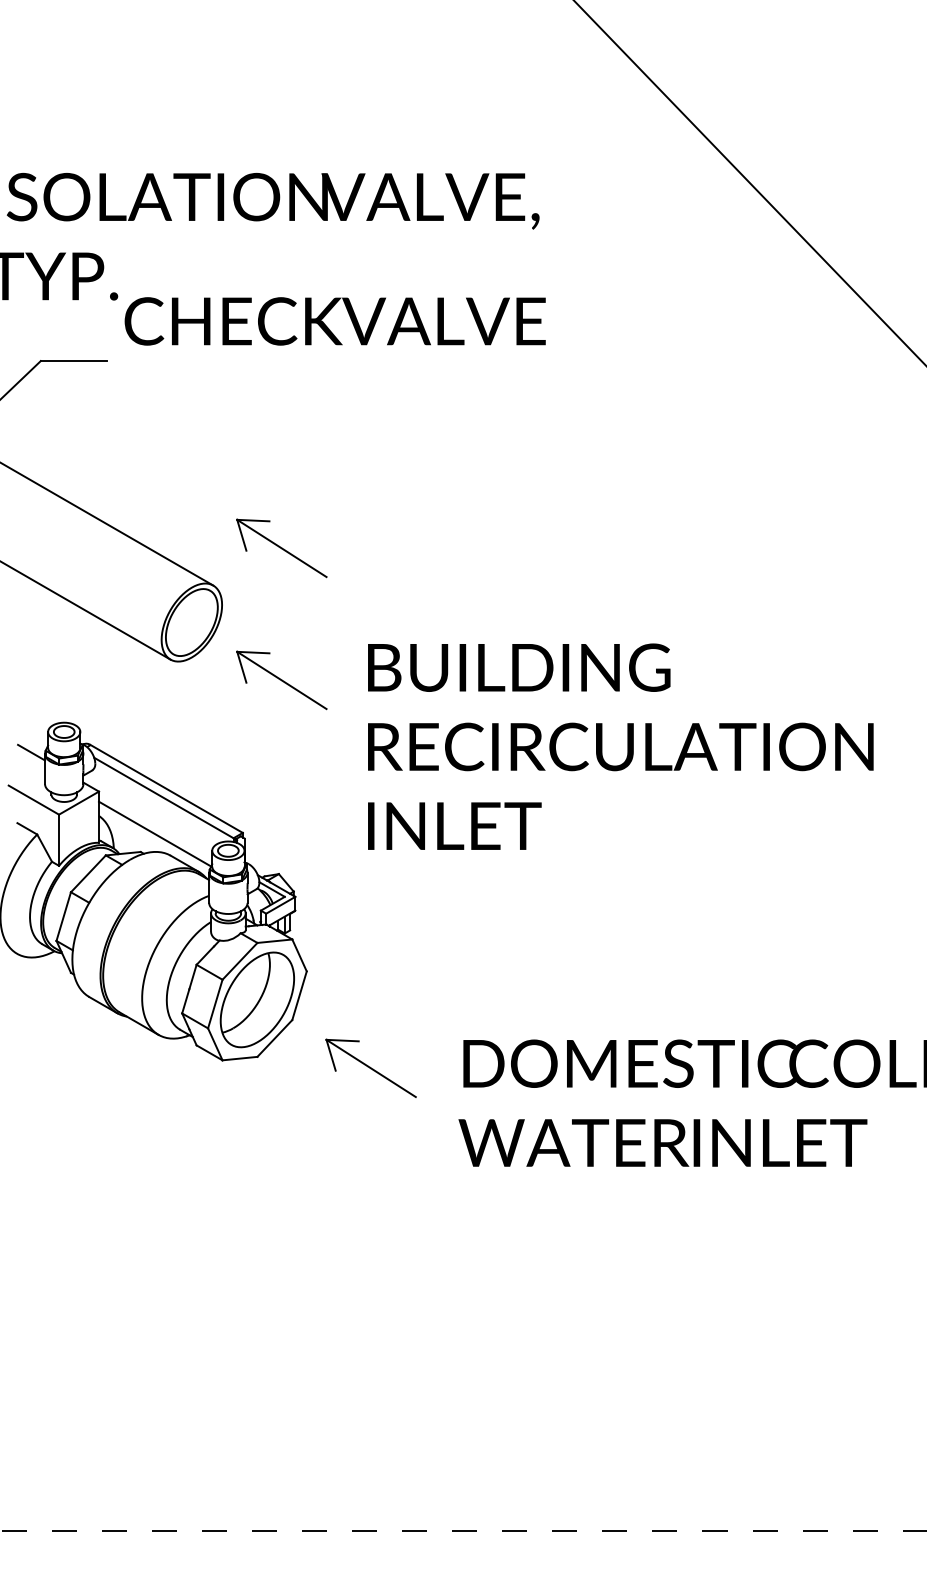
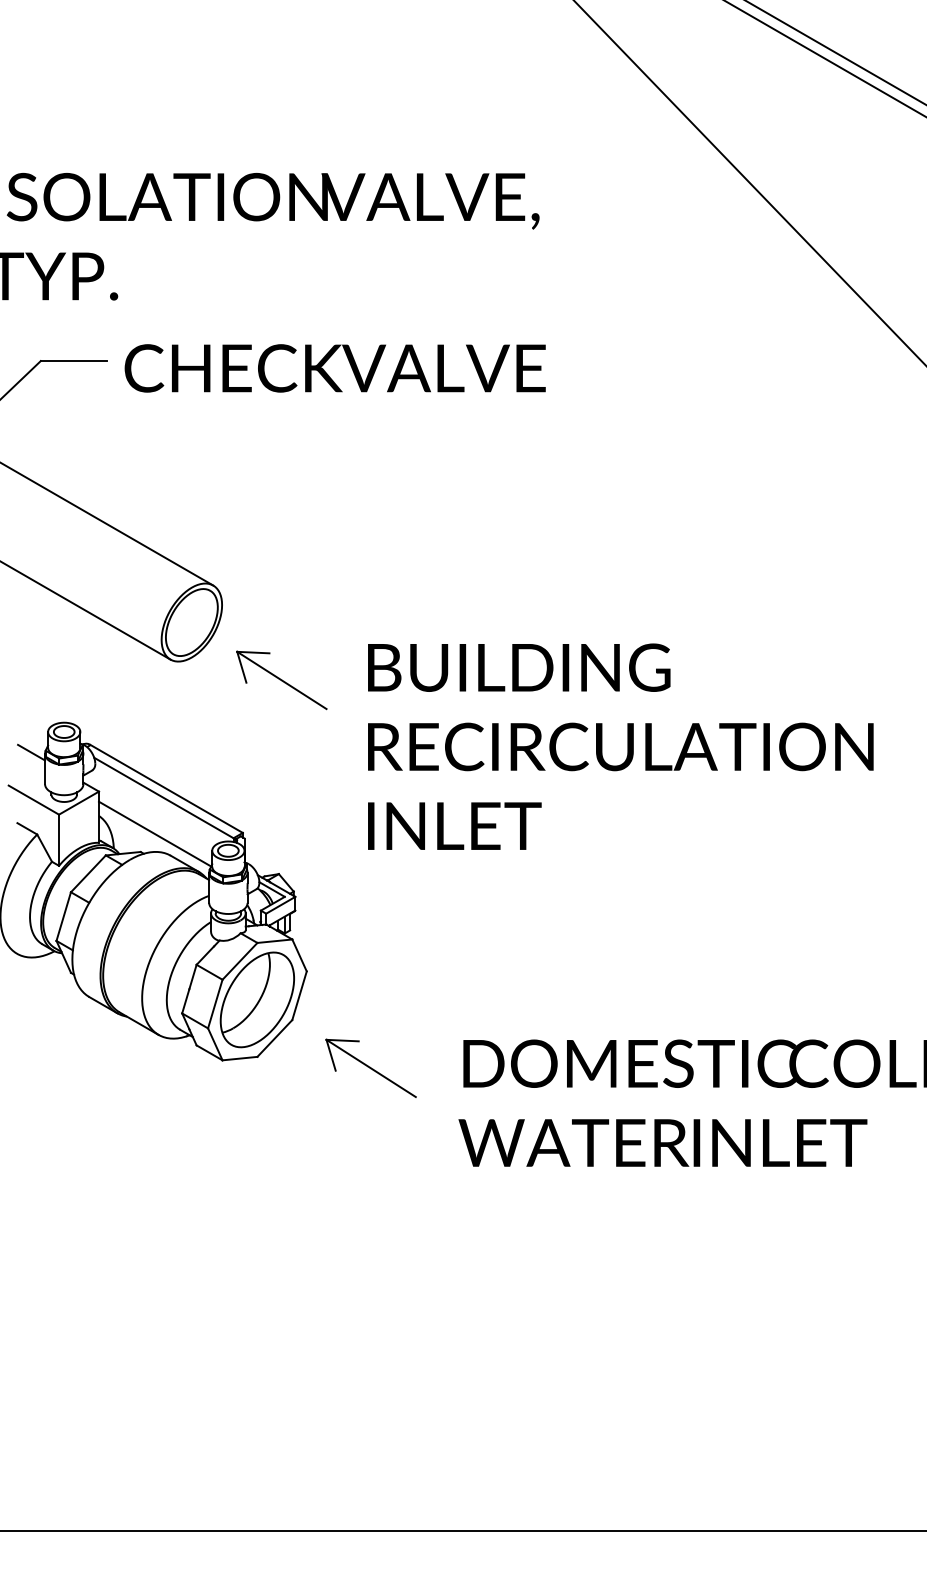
line: none -> present (835, 52)
line: none -> present (824, 58)
text position: (334, 321) -> (334, 368) (334, 368)
part: present -> none (281, 548)
line: dashed -> solid (463, 1530)
